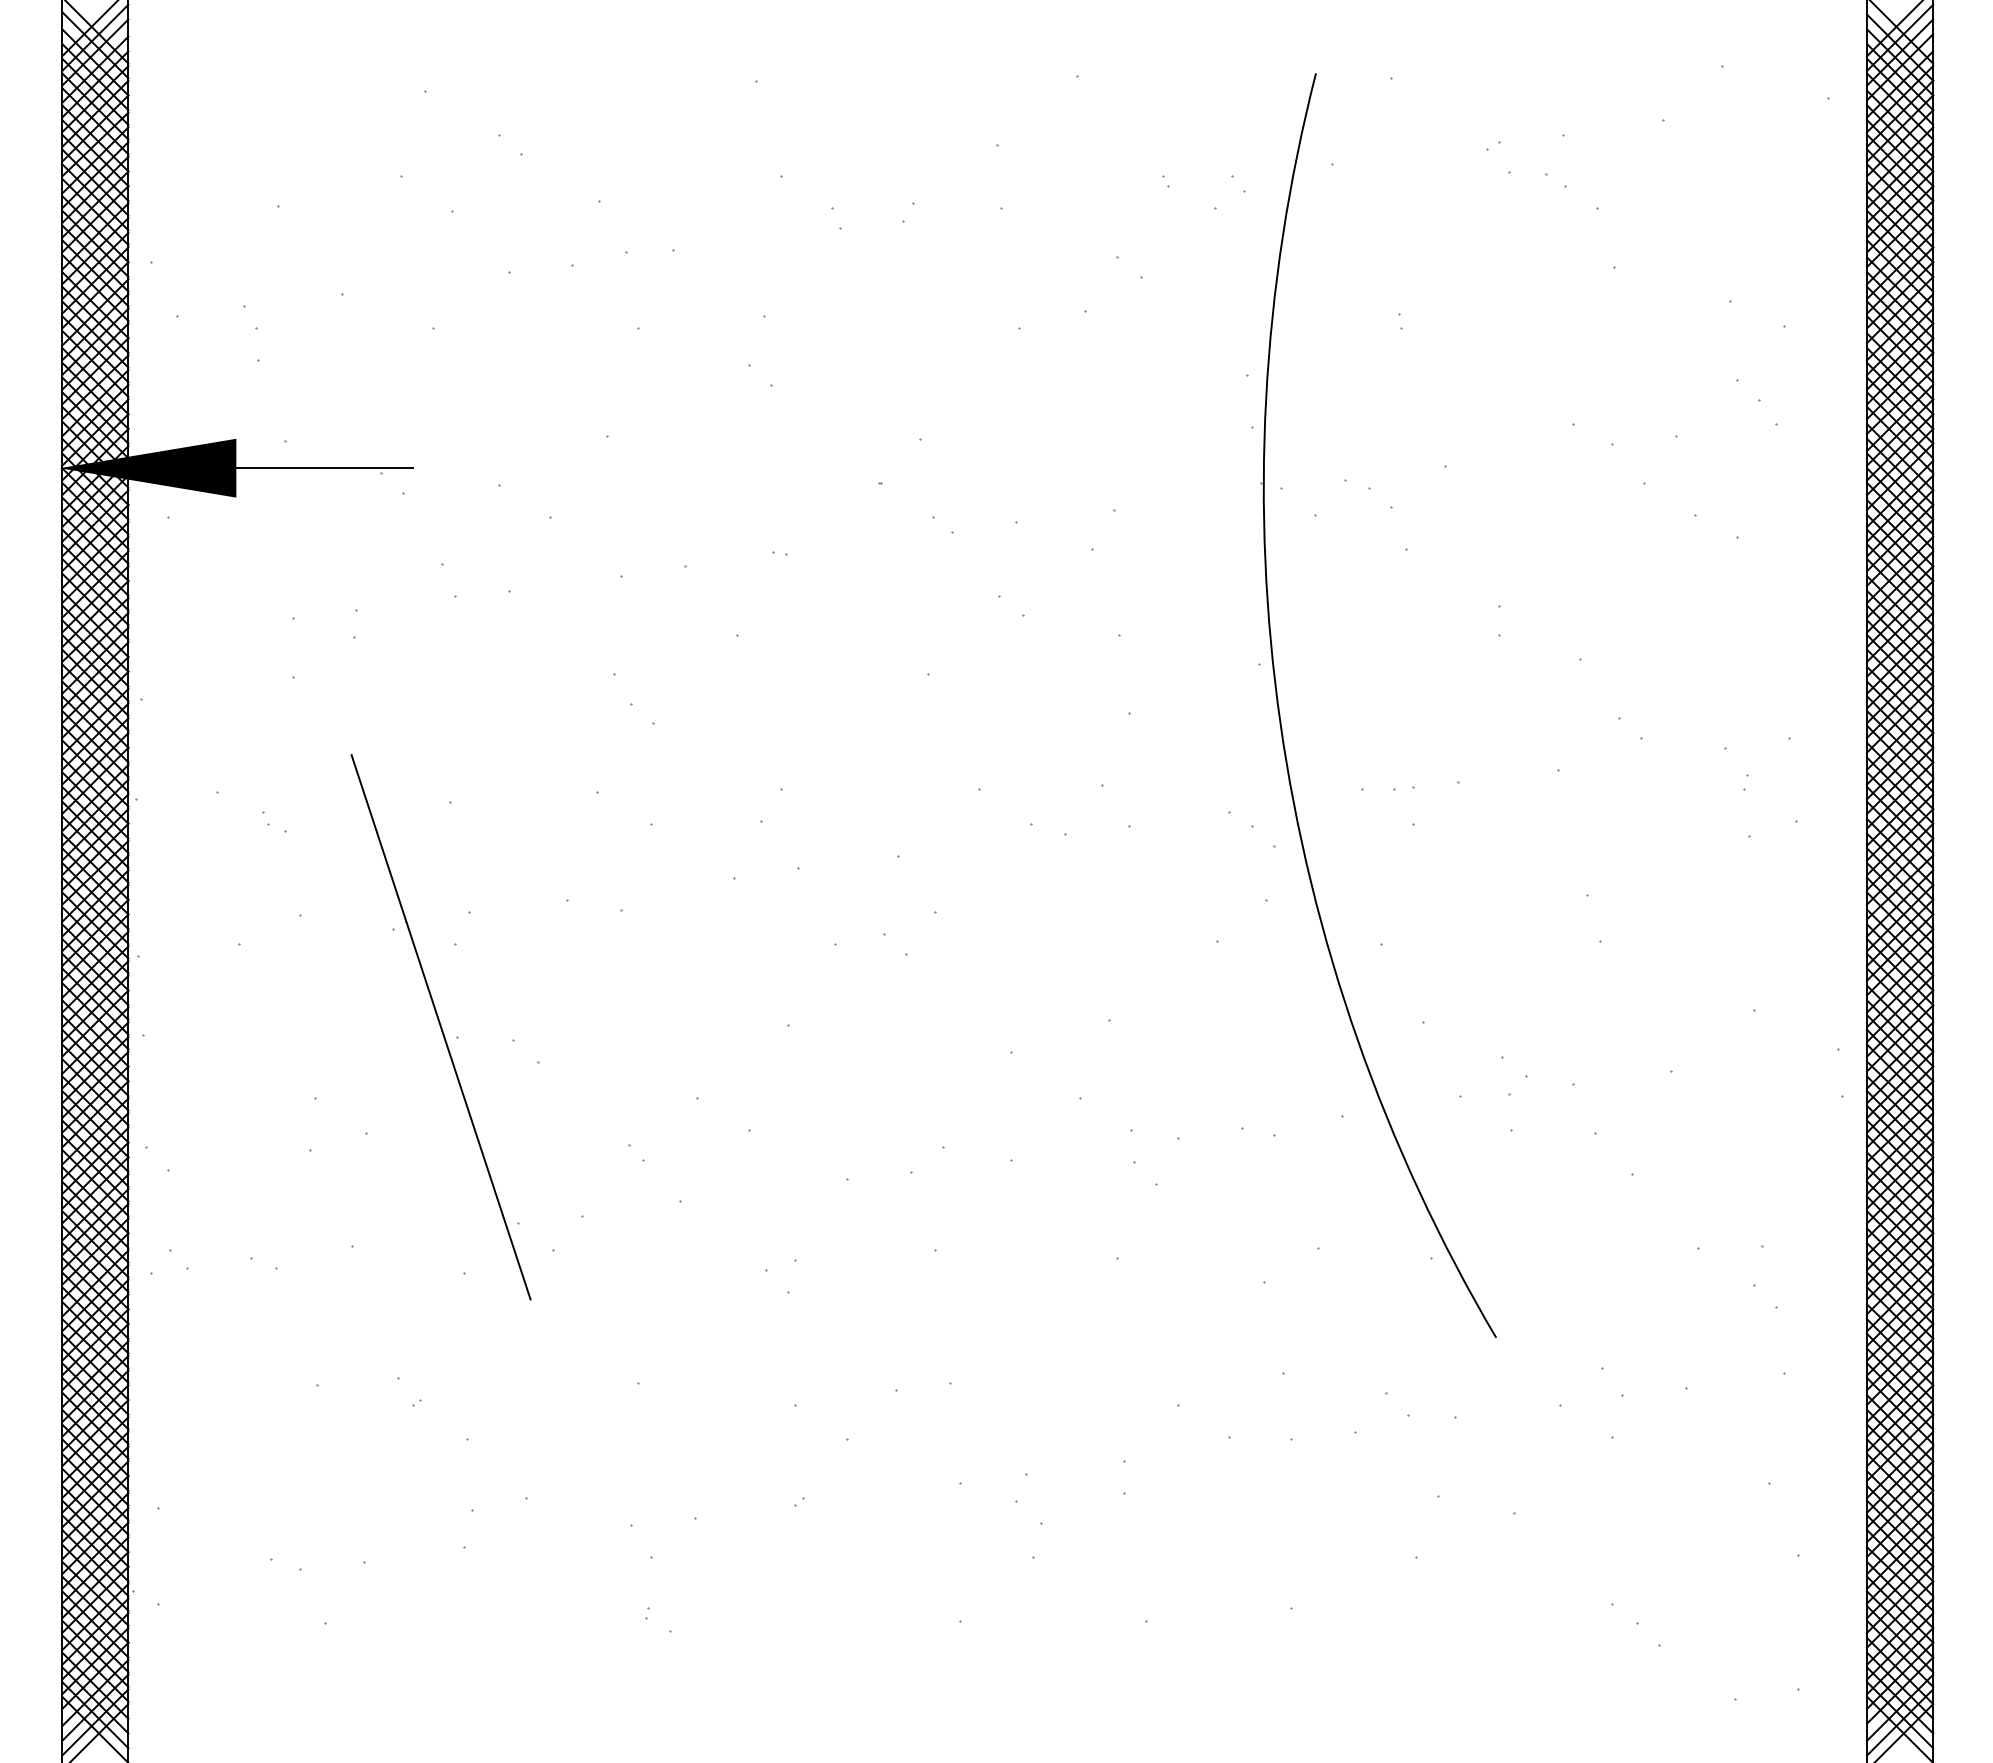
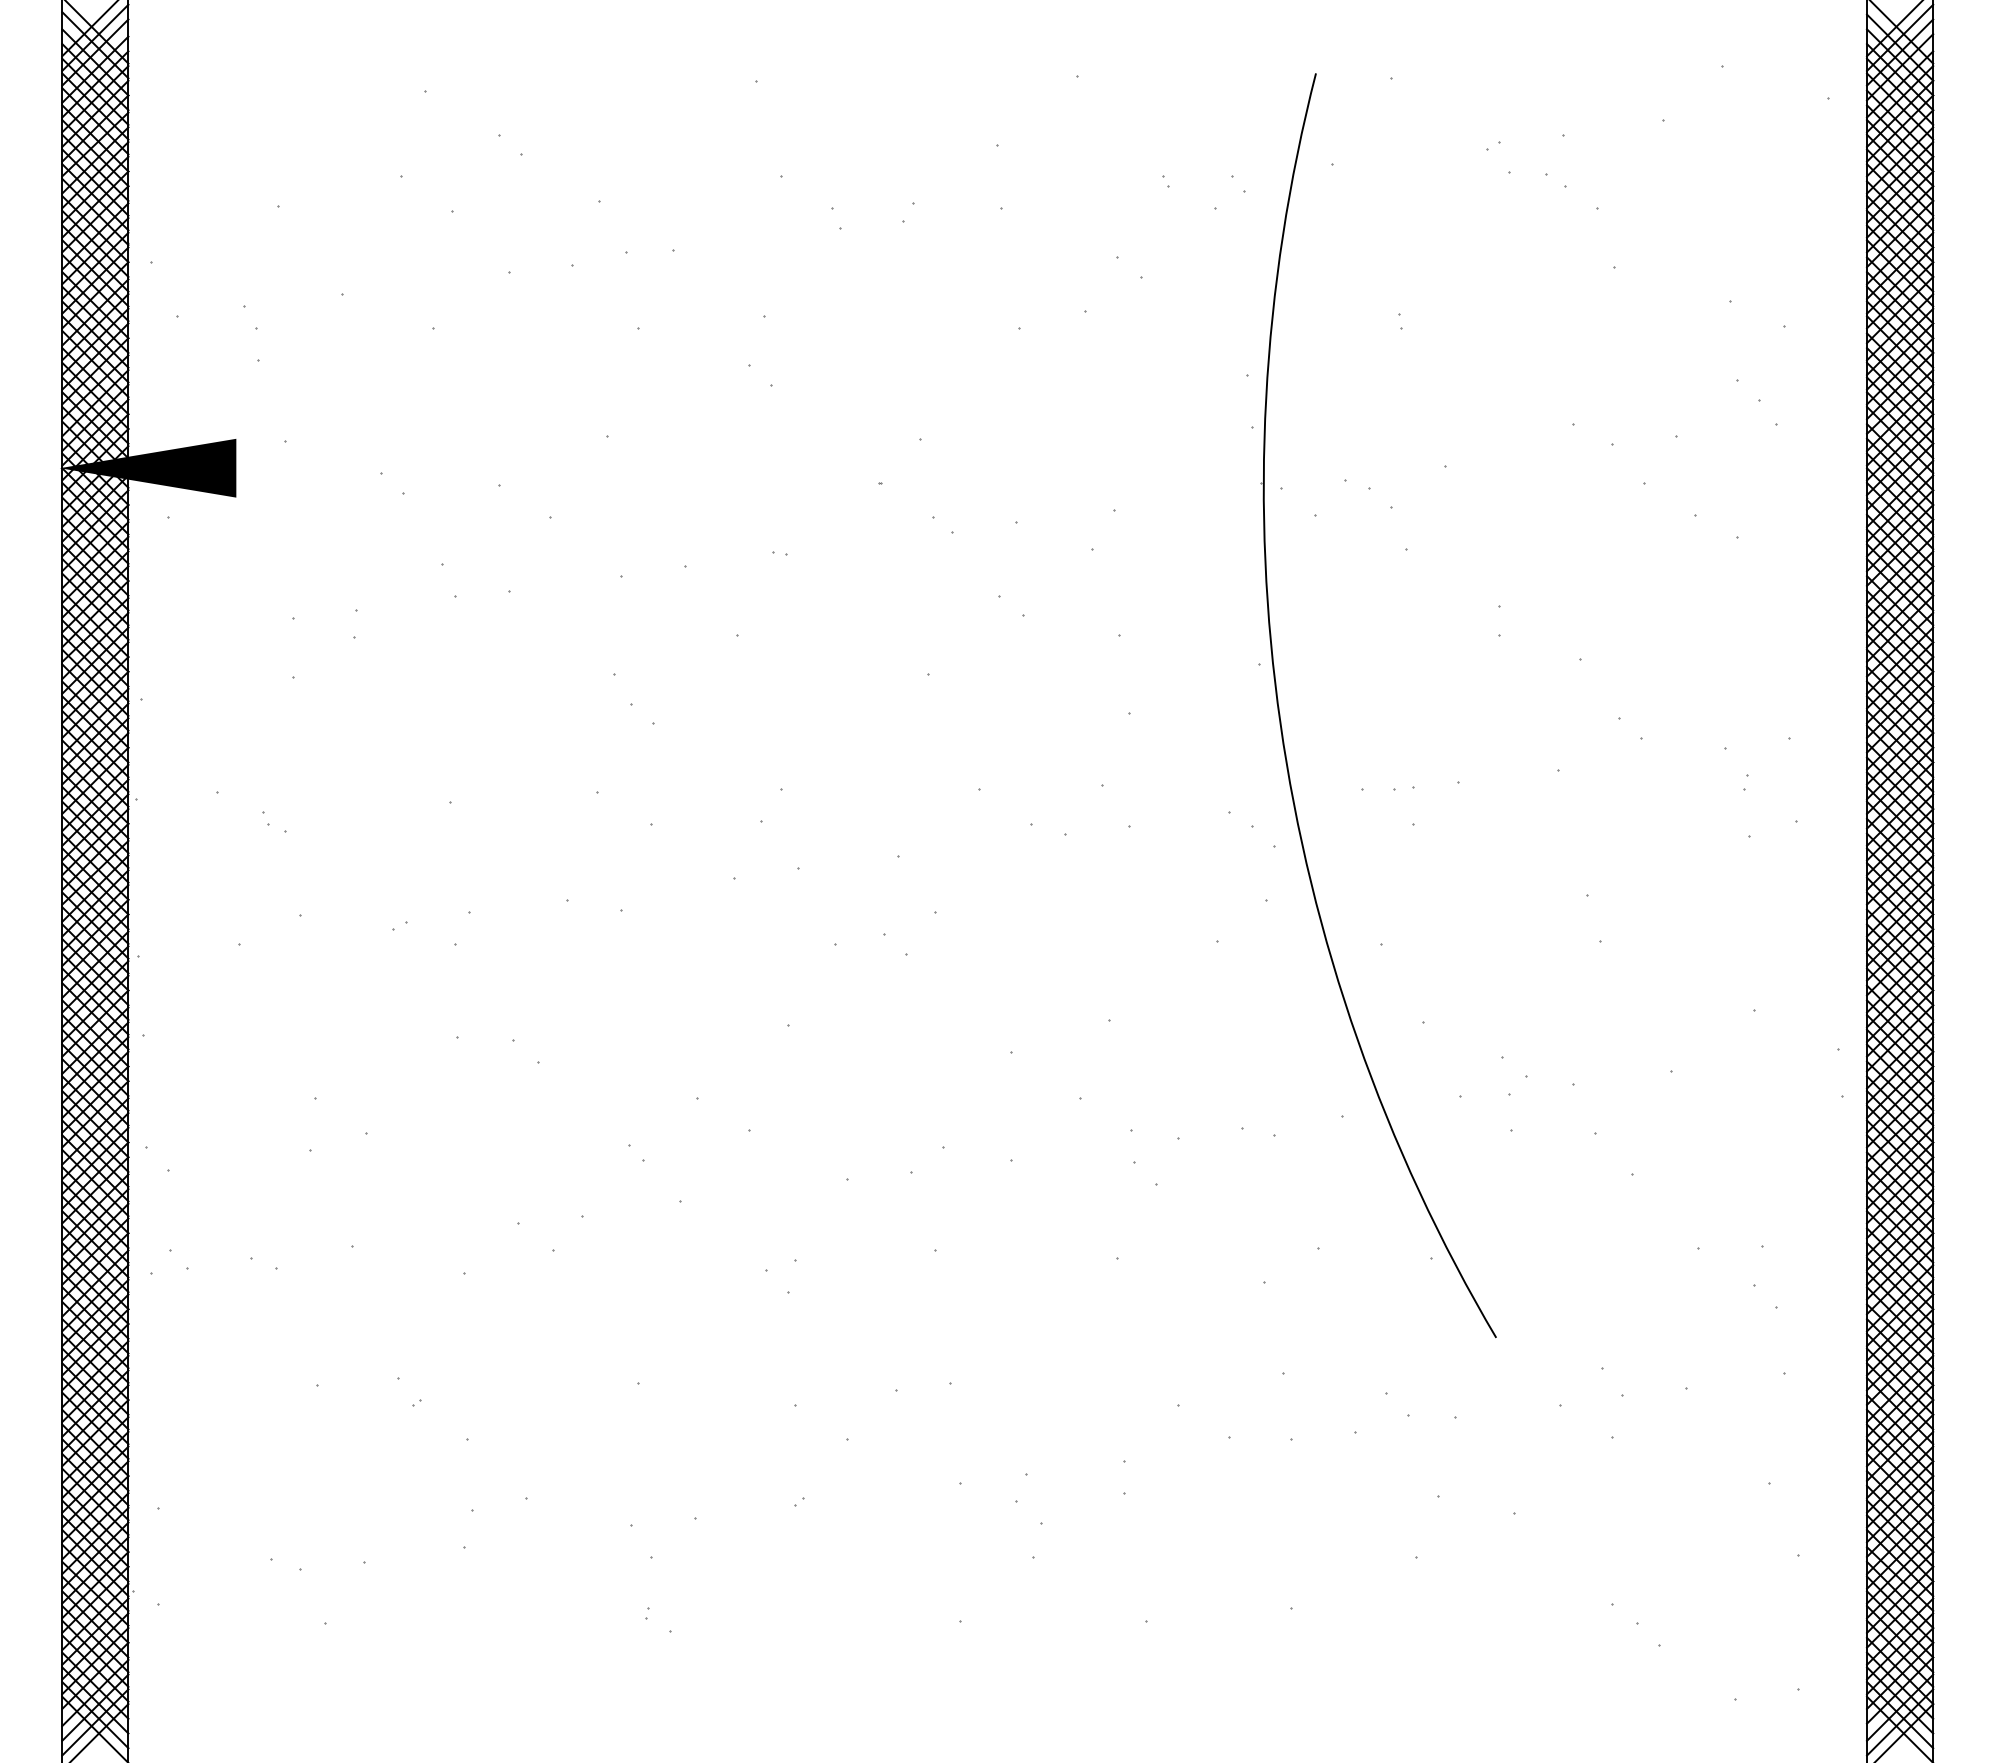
line: present -> none (324, 468)
line: present -> none (440, 1027)
